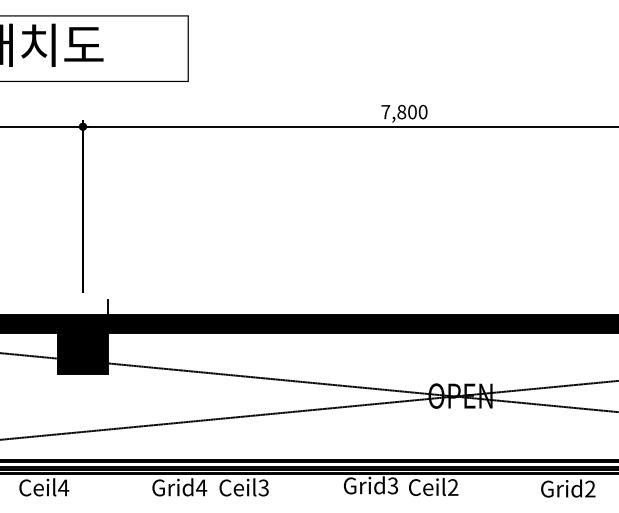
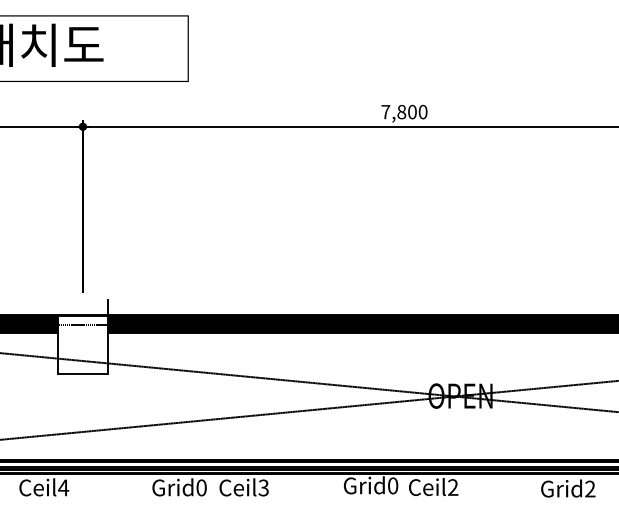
fill: present -> none (82, 345)
text: Grid3 -> Grid0 (392, 485)
text: Grid4 -> Grid0 (201, 487)
